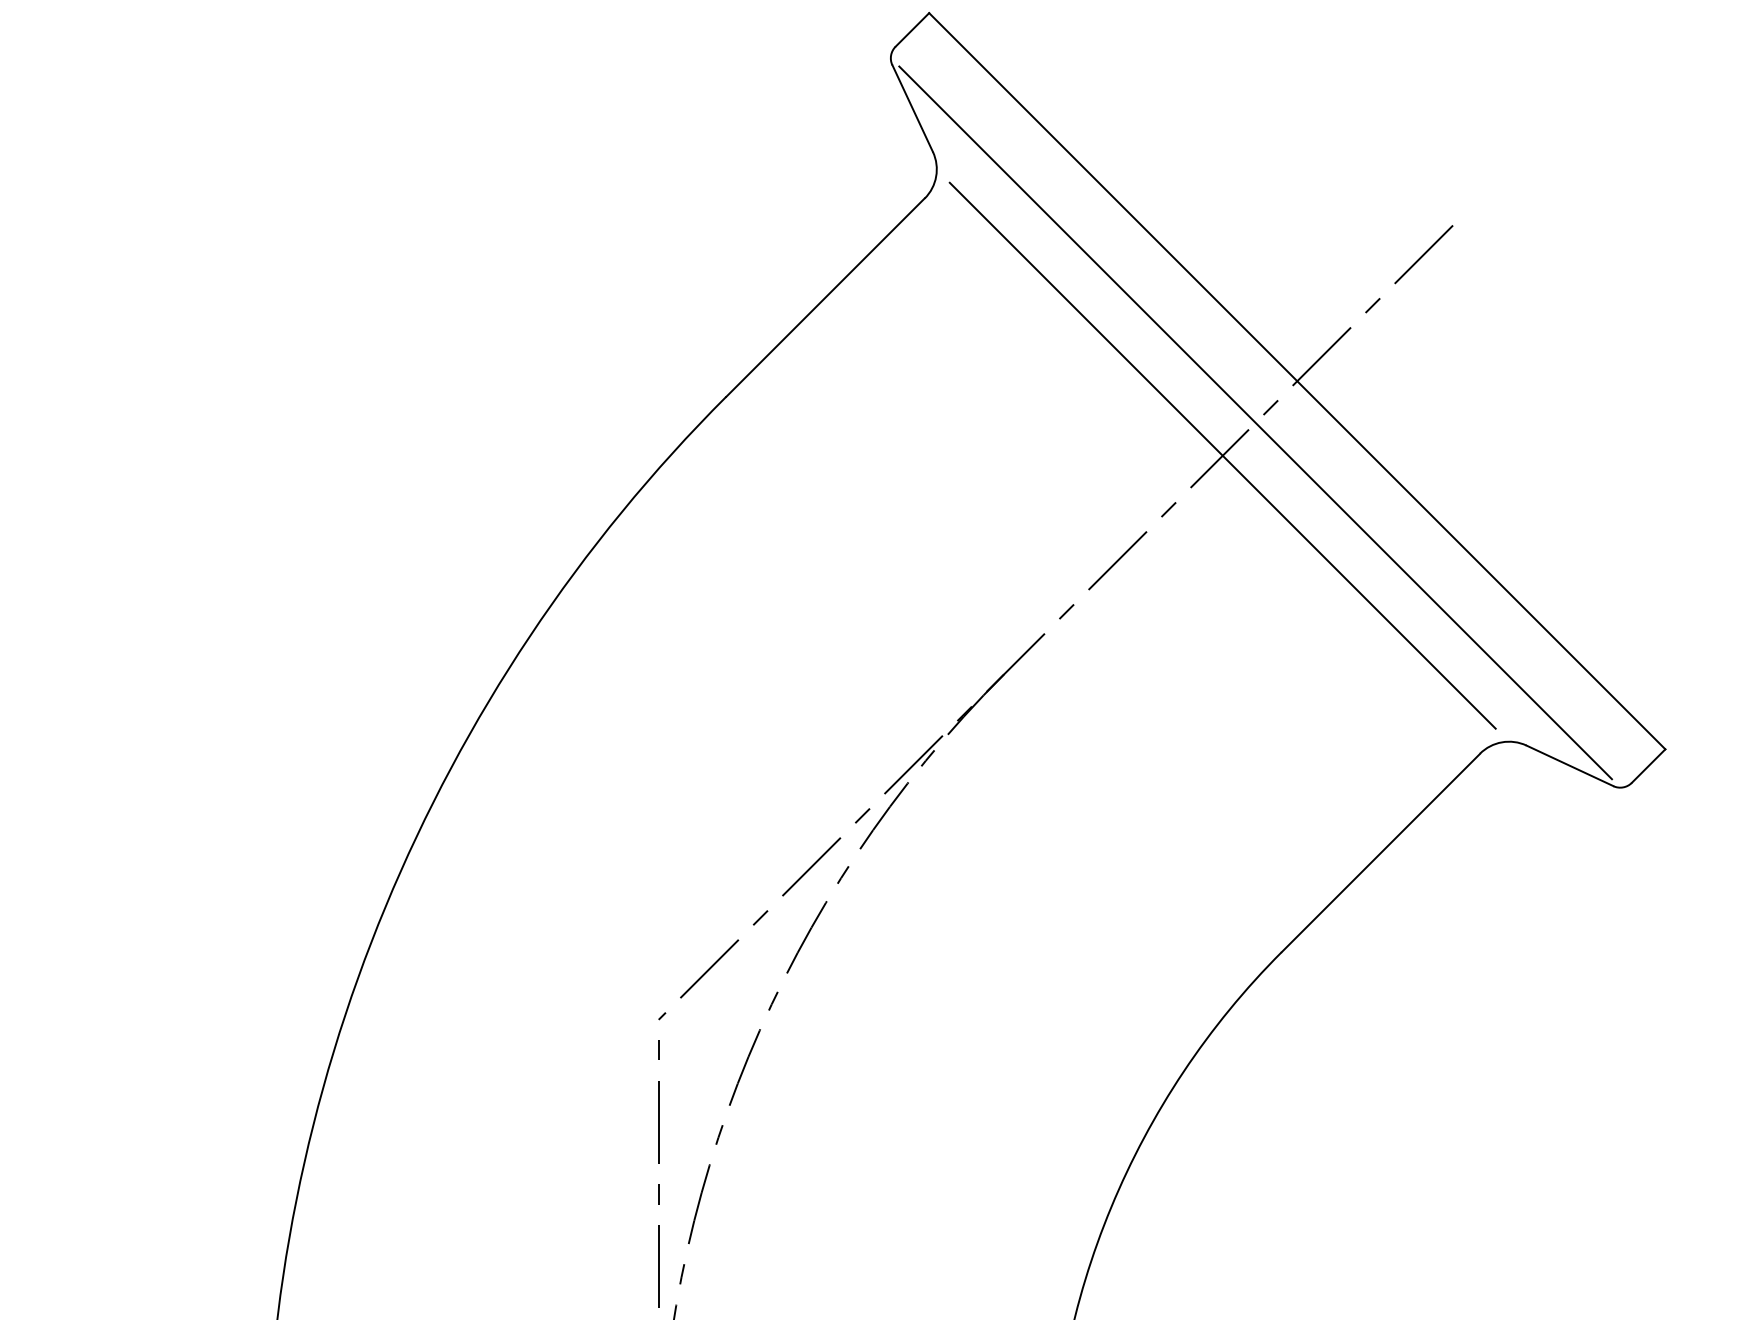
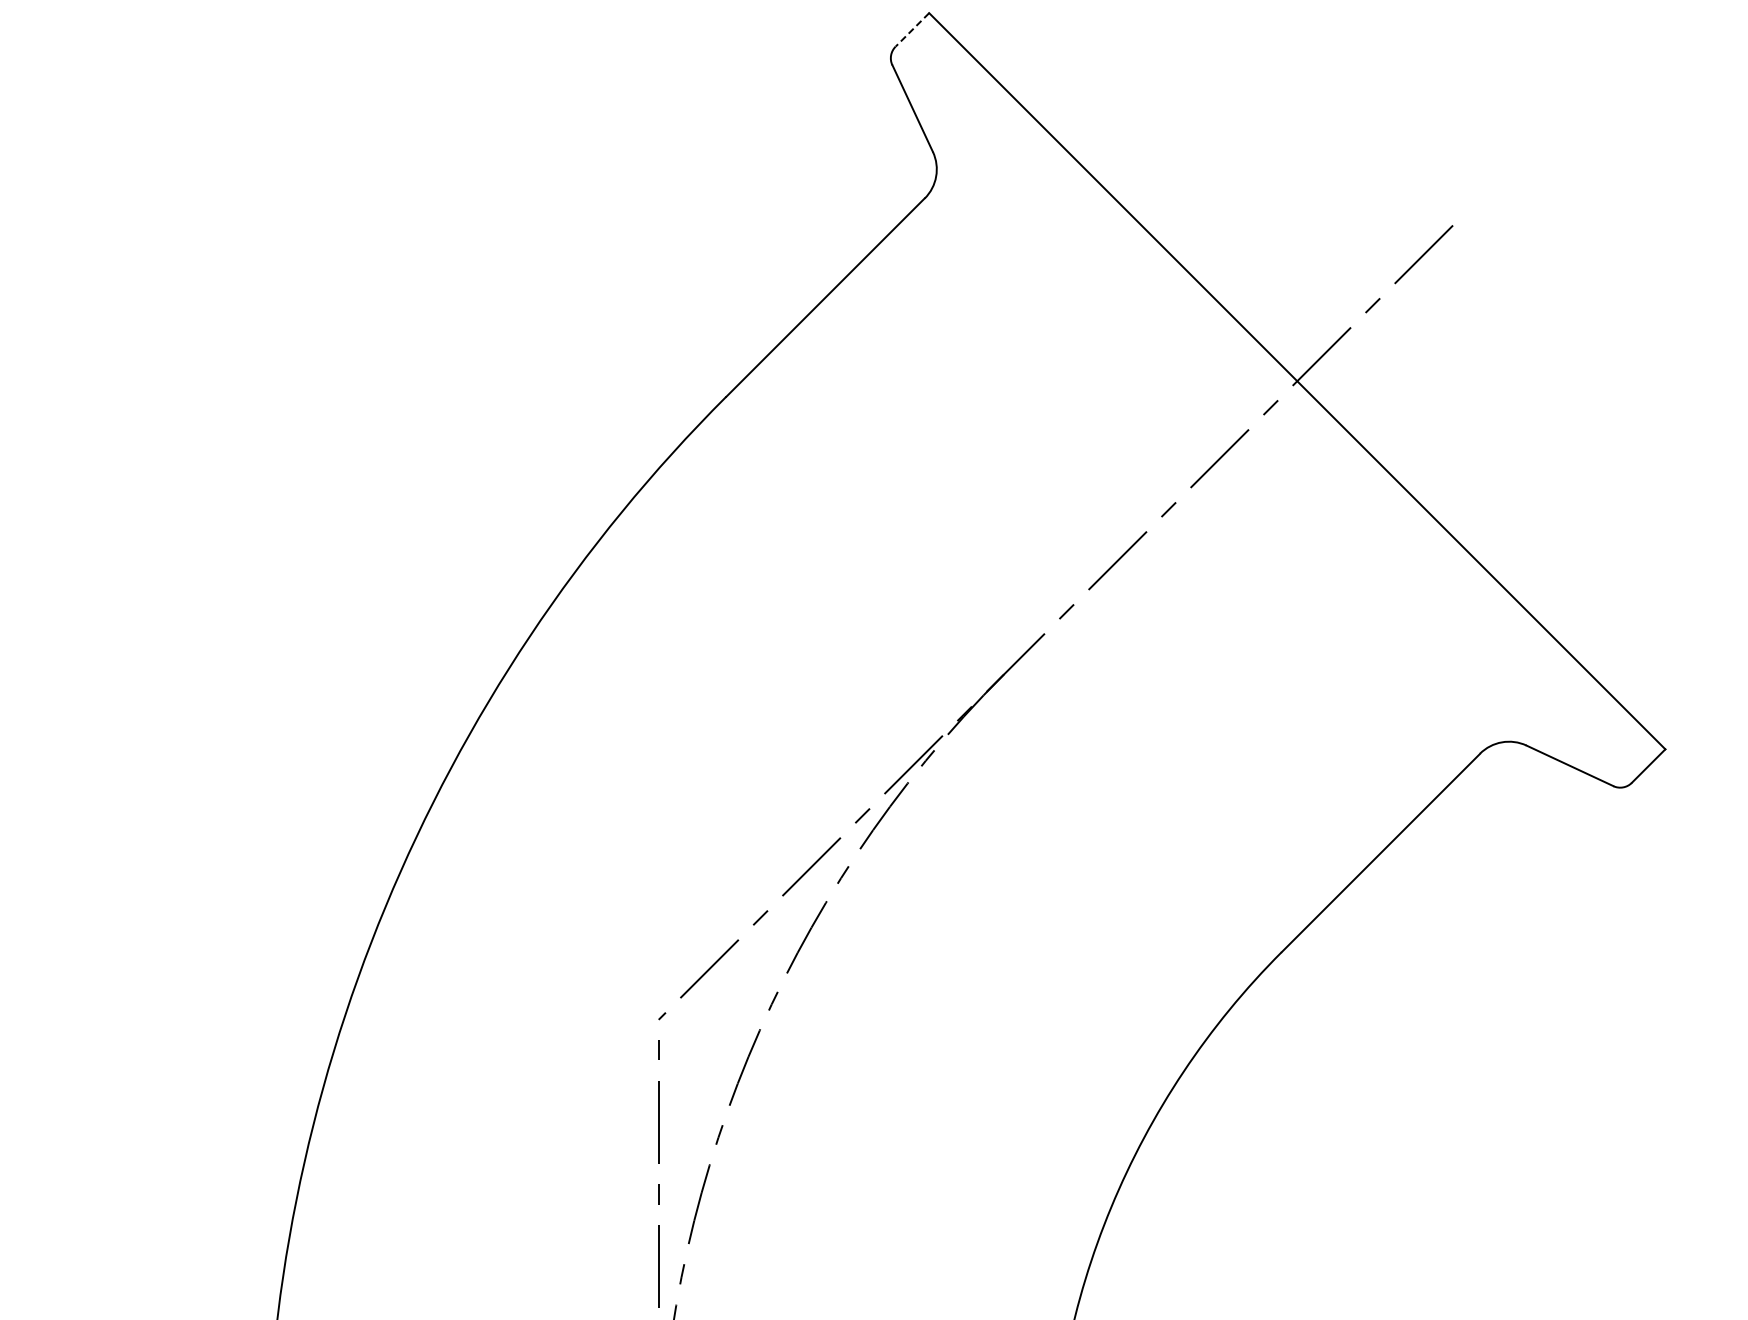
line: solid -> dashed (912, 29)
line: present -> none (1255, 422)
line: present -> none (1222, 455)
